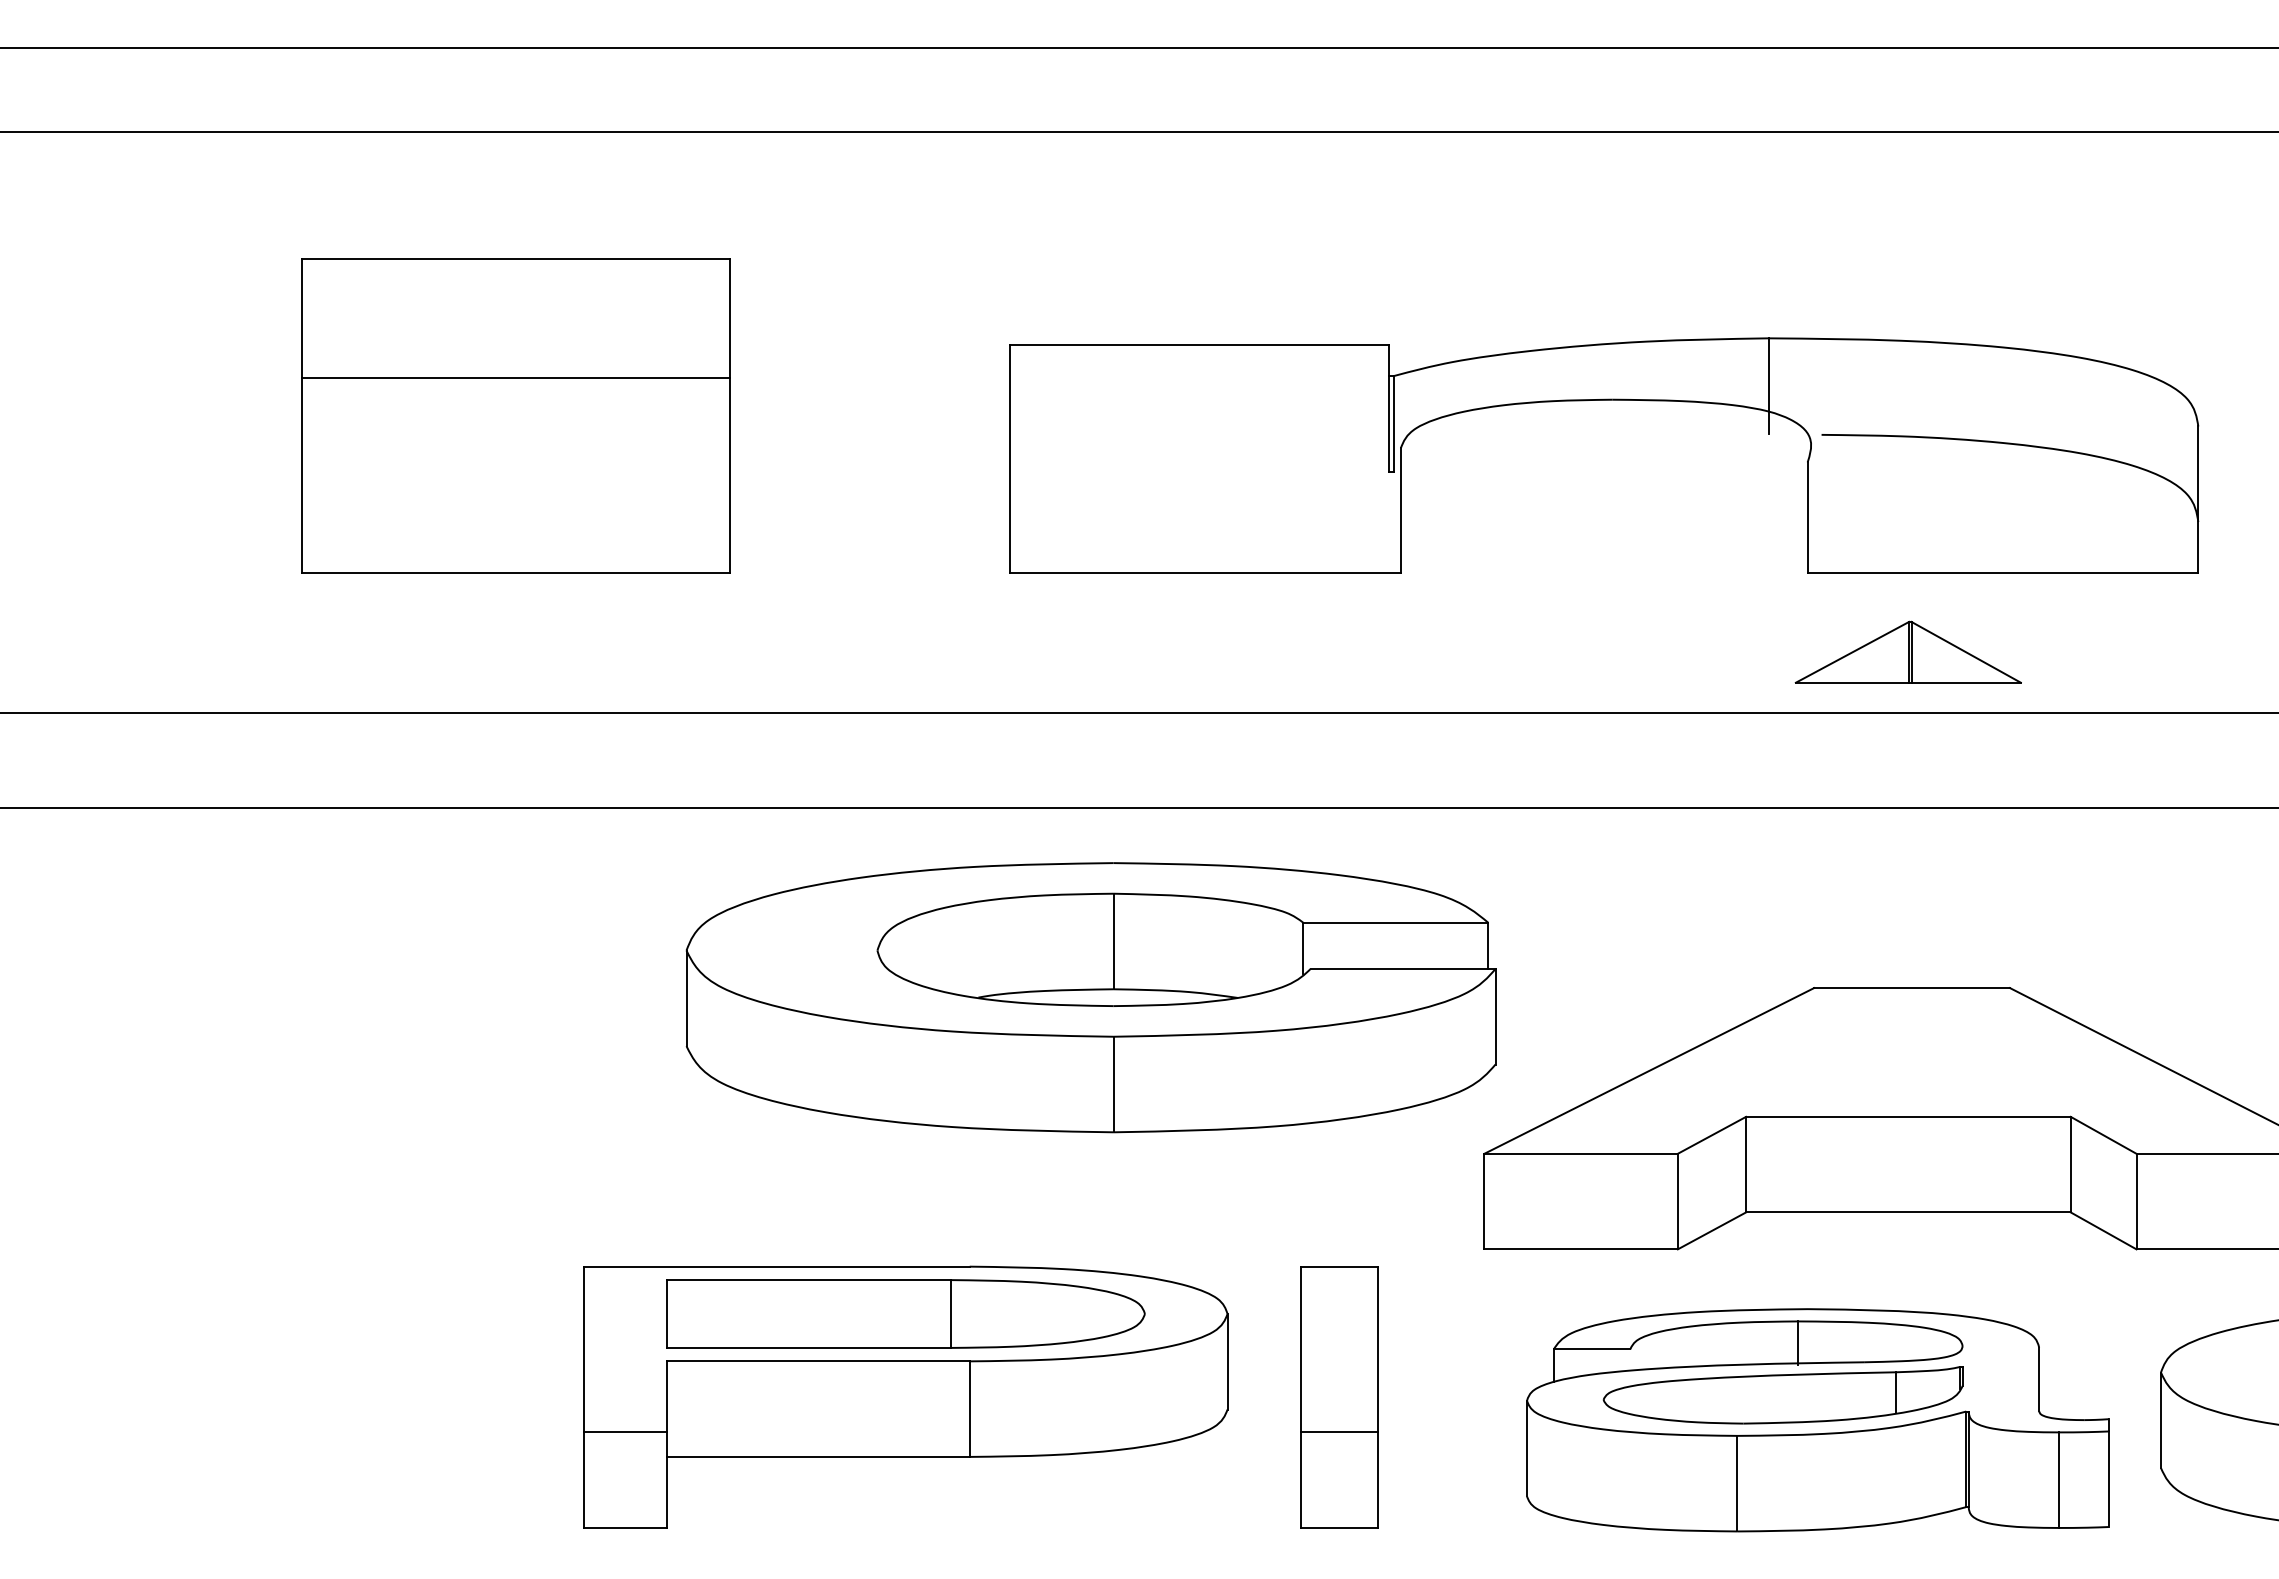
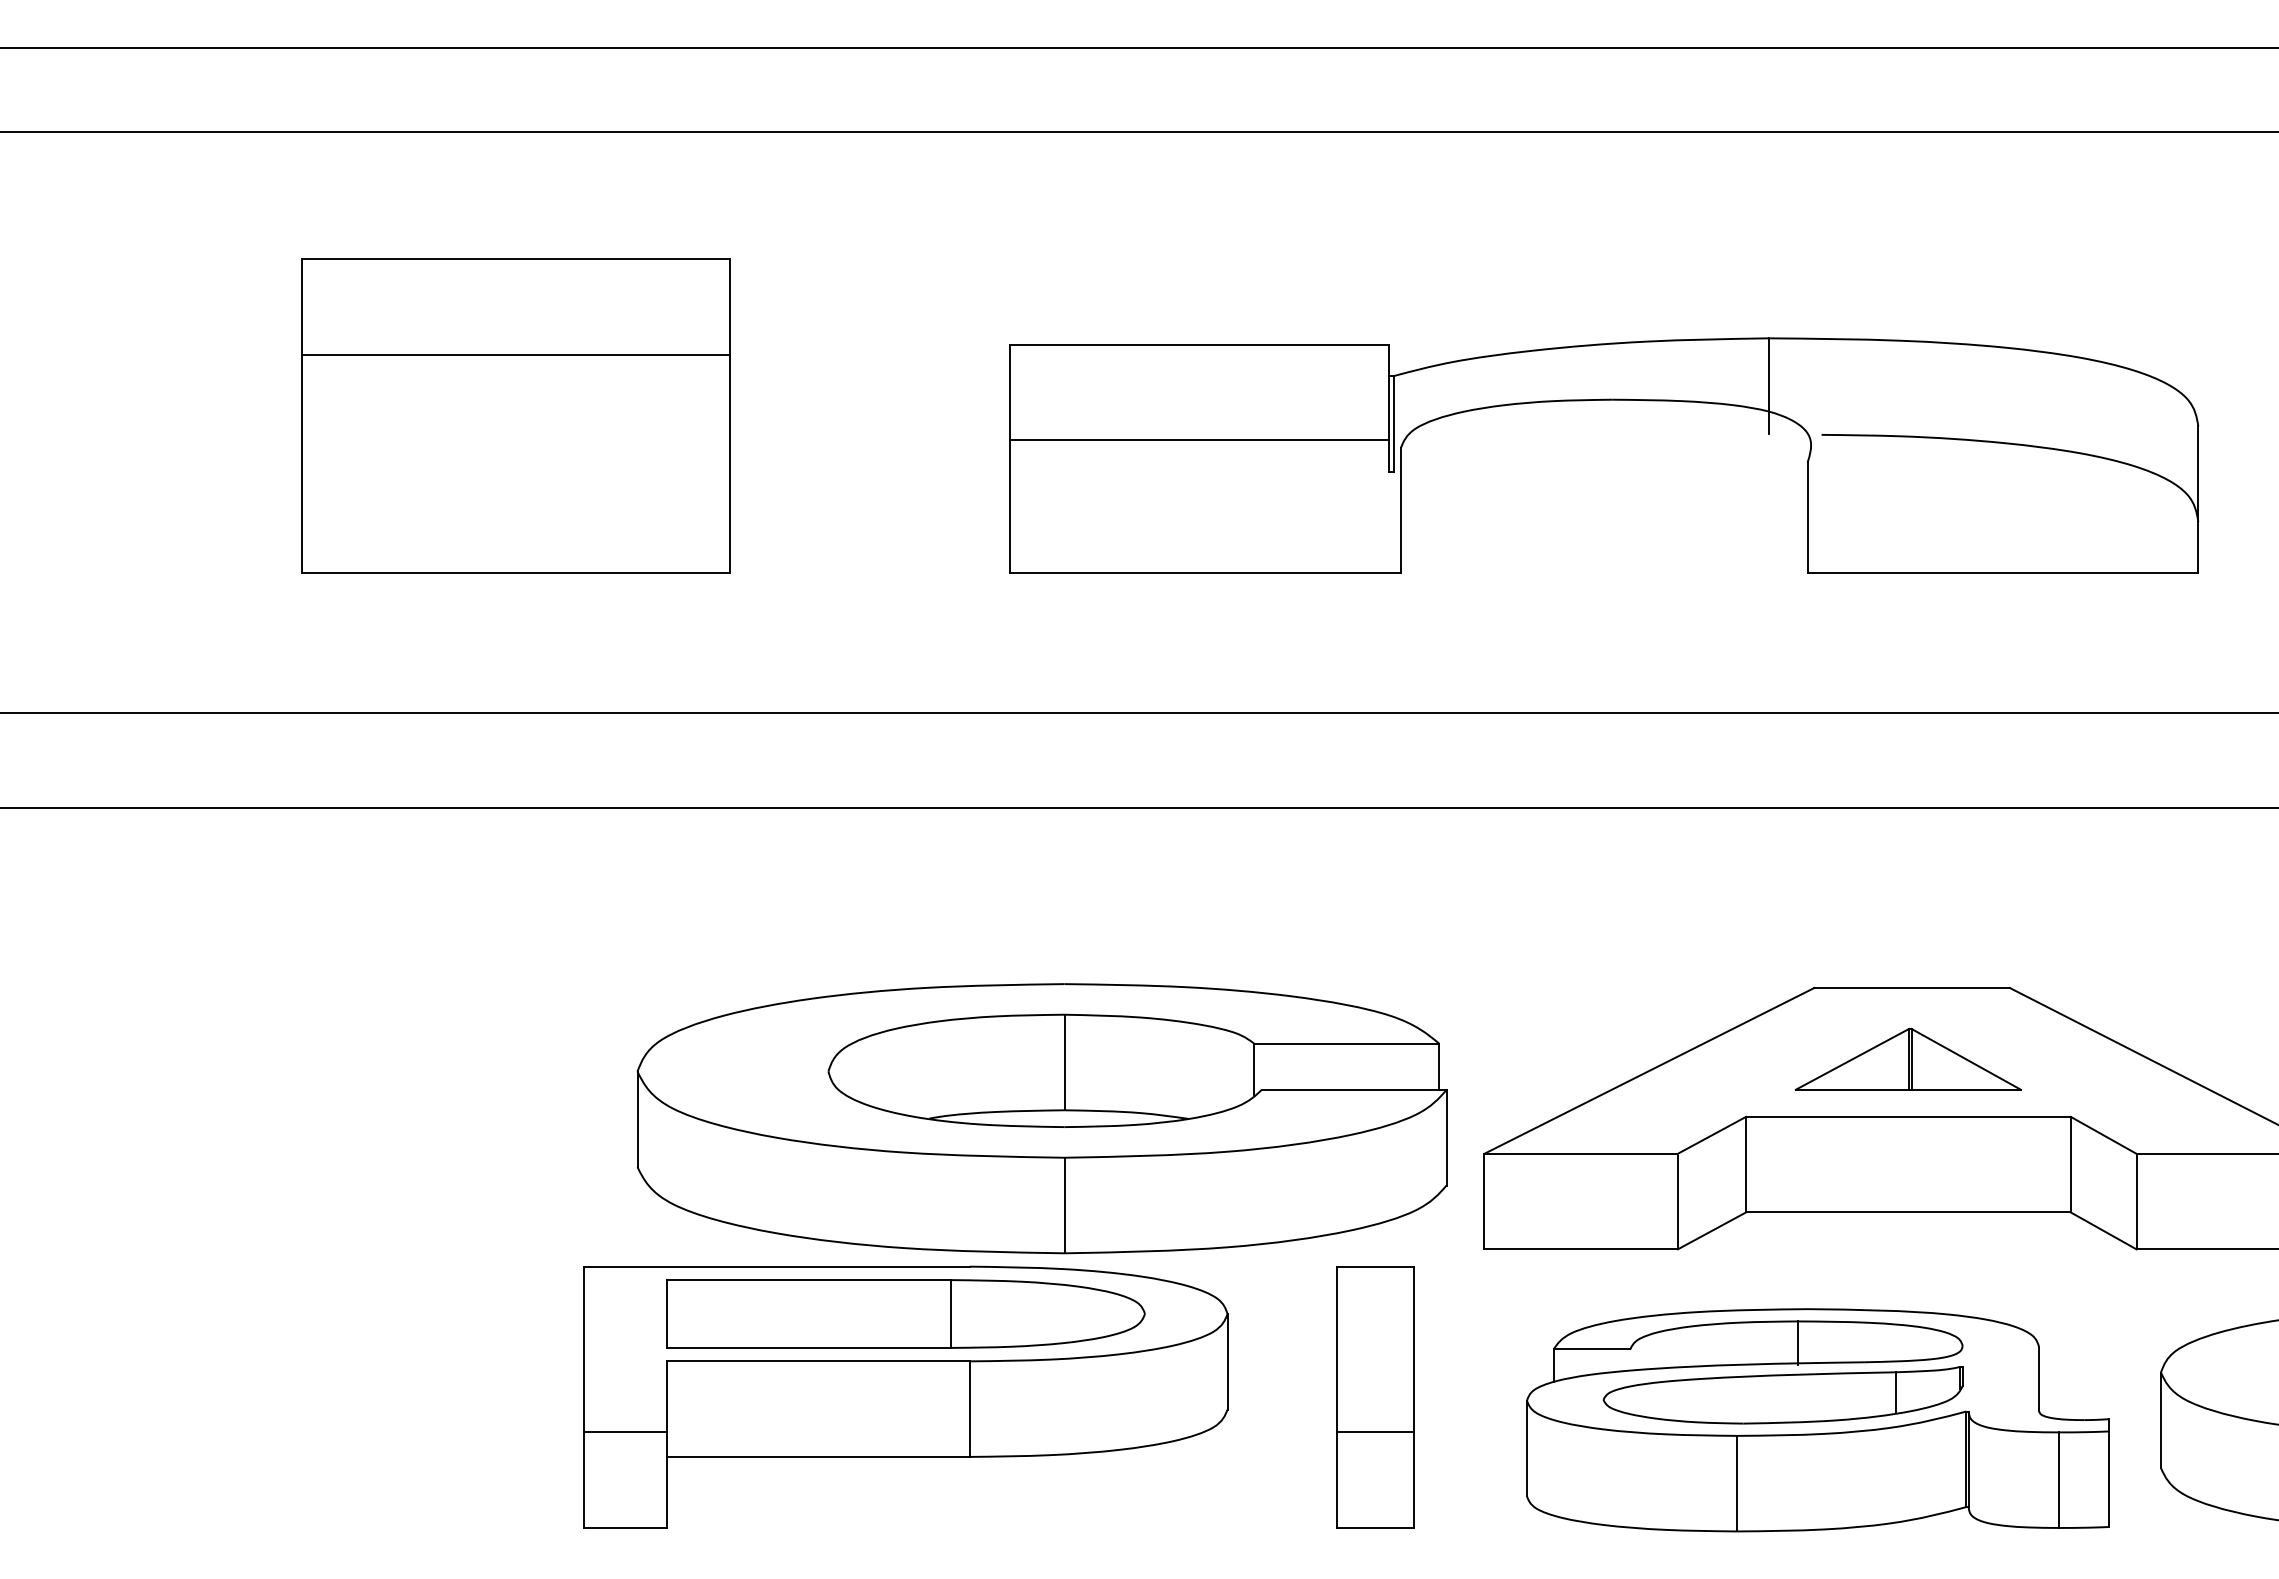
line position: (515, 377) -> (515, 354) (515, 354)
line: none -> present (1199, 440)
part position: (1907, 651) -> (1907, 1058) (1907, 1058)
part position: (1090, 997) -> (1041, 1118) (1041, 1118)
part position: (1339, 1397) -> (1375, 1397) (1375, 1397)
